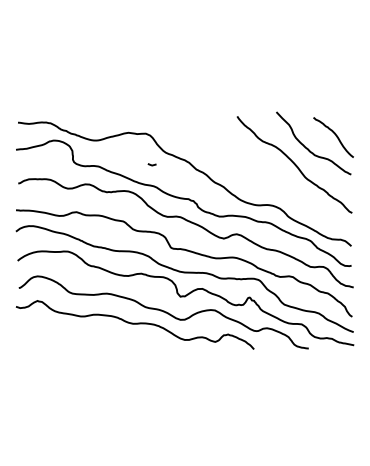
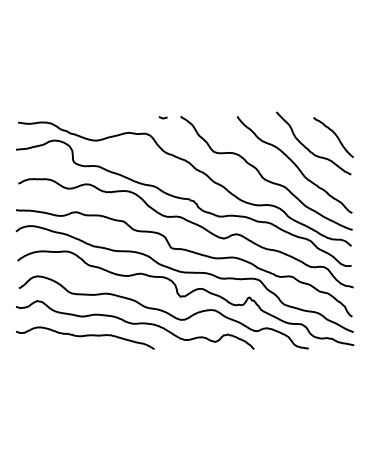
line position: (151, 164) -> (162, 117) (162, 117)
curve: none -> present (262, 175)
curve: none -> present (84, 336)
